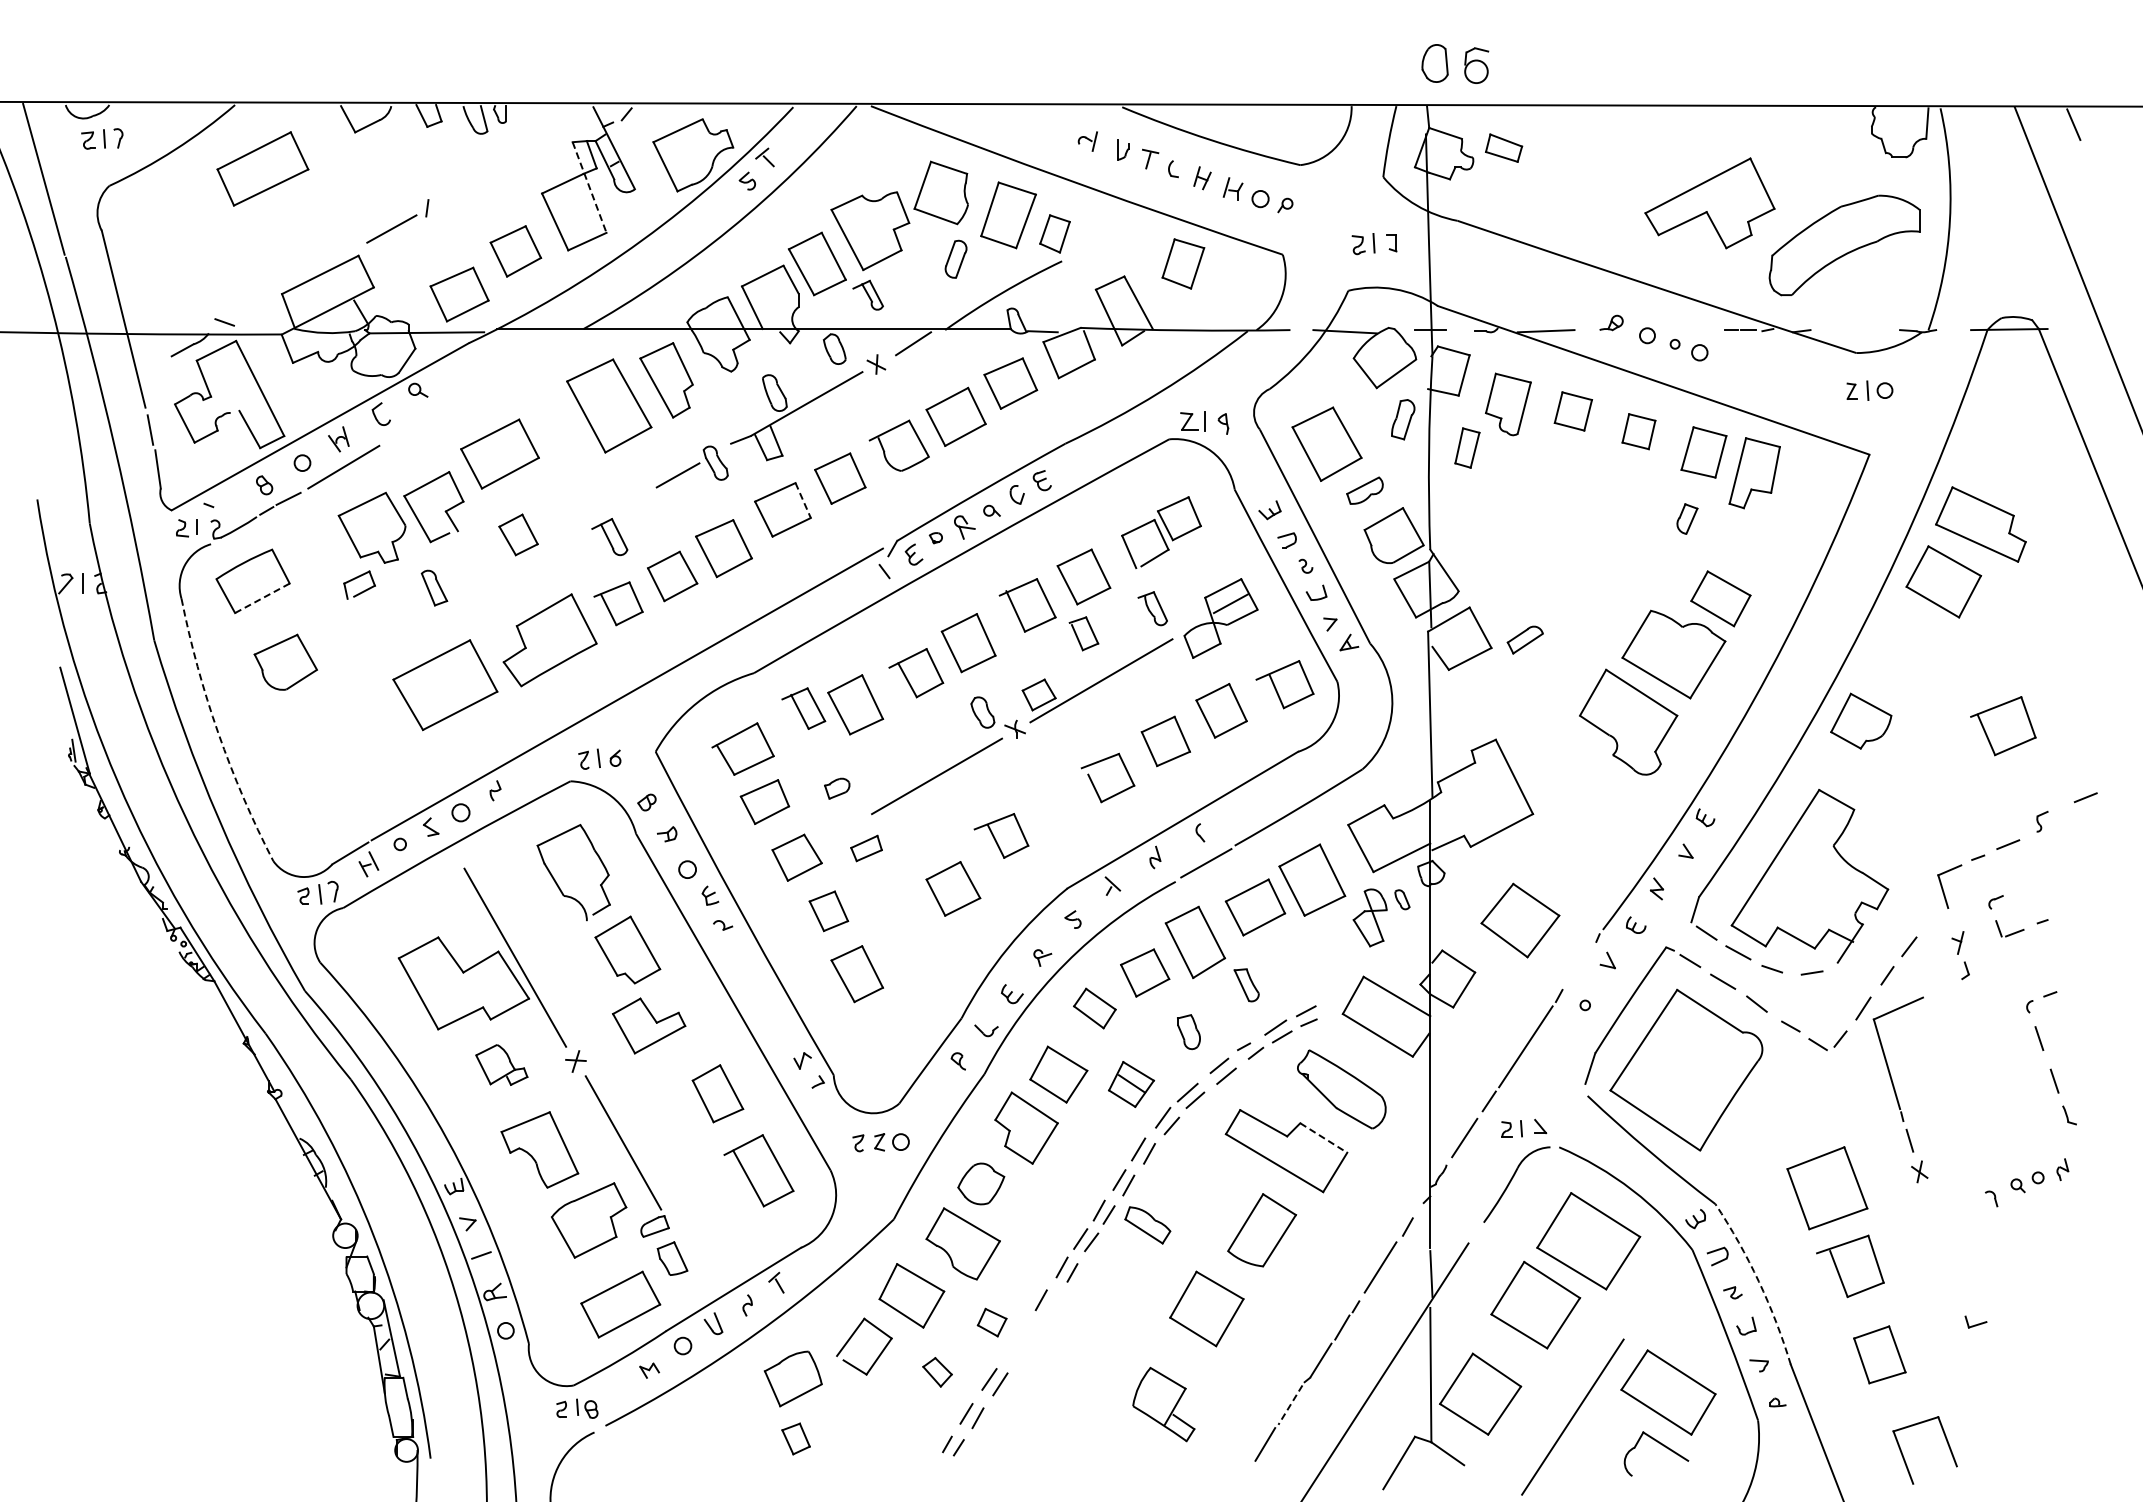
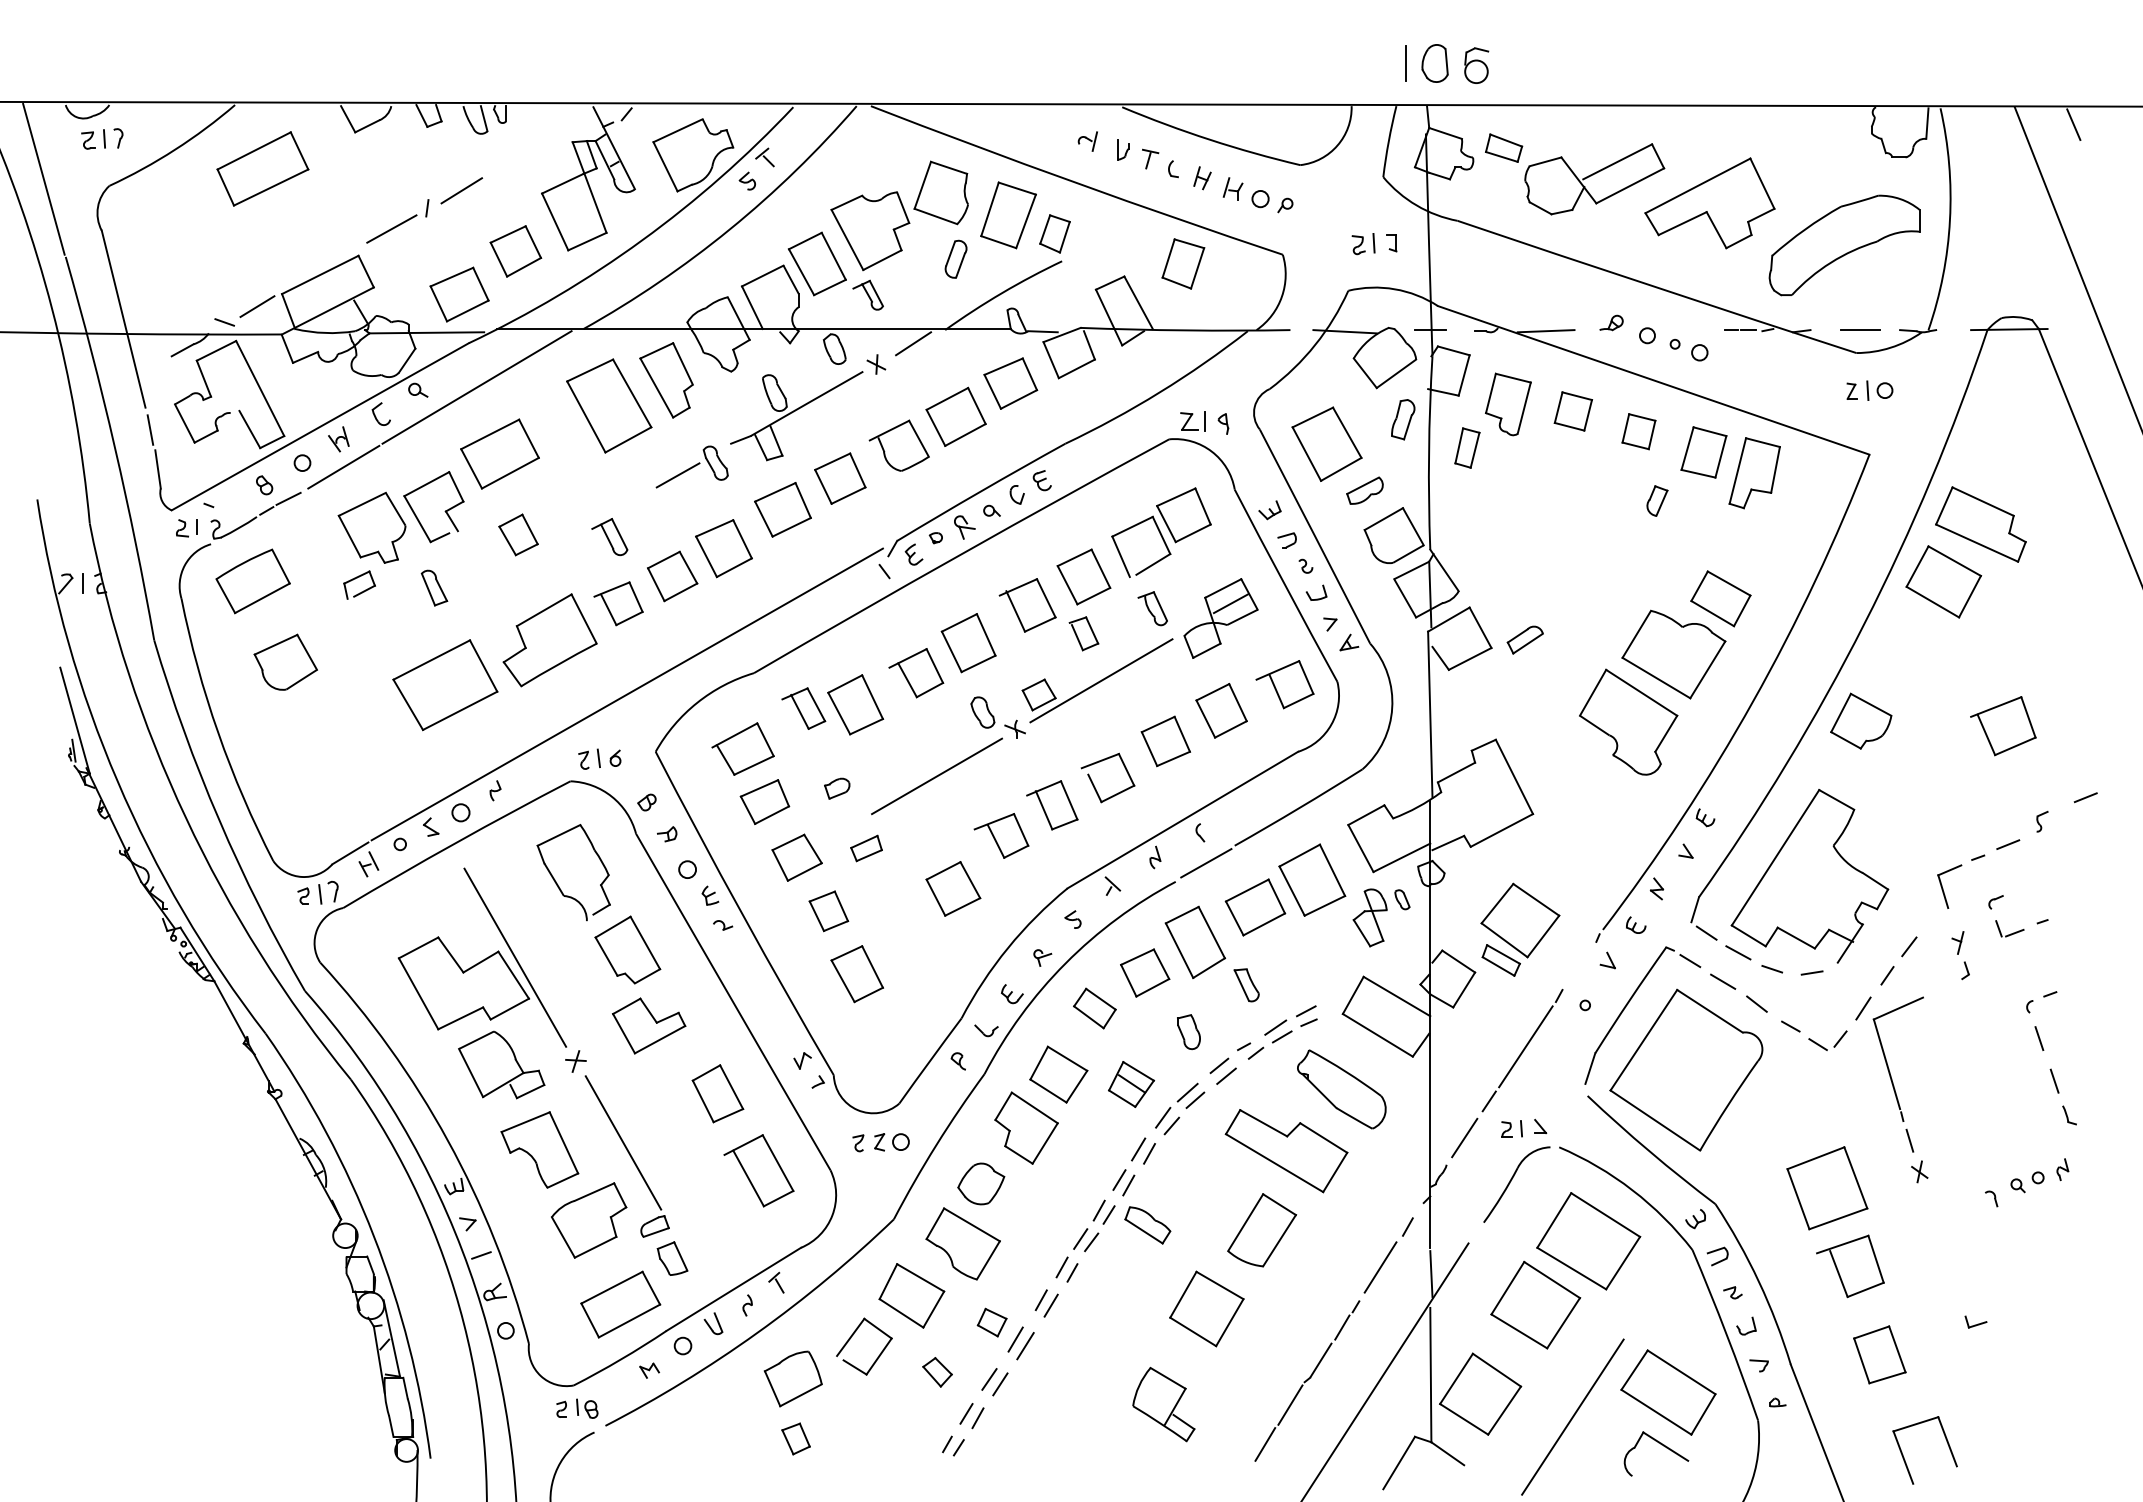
line: none -> present (1406, 63)
part: none -> present (1594, 179)
line: dashed -> solid (589, 188)
line: none -> present (461, 190)
line: none -> present (257, 306)
line: none -> present (1860, 330)
line: none -> present (476, 387)
line: dashed -> solid (803, 500)
part position: (1687, 518) -> (1657, 500) (1657, 500)
part size: 81x74 px -> 101x91 px (1161, 532)
line: dashed -> solid (262, 598)
arc: dashed -> solid (218, 733)
part: none -> present (1052, 805)
part: none -> present (1500, 960)
part size: 54x42 px -> 88x70 px (501, 1064)
line: dashed -> solid (1323, 1138)
arc: dashed -> solid (1758, 1281)
line: none -> present (1050, 1305)
line: none -> present (1015, 1339)
line: none -> present (1025, 1346)
line: dashed -> solid (1290, 1405)
